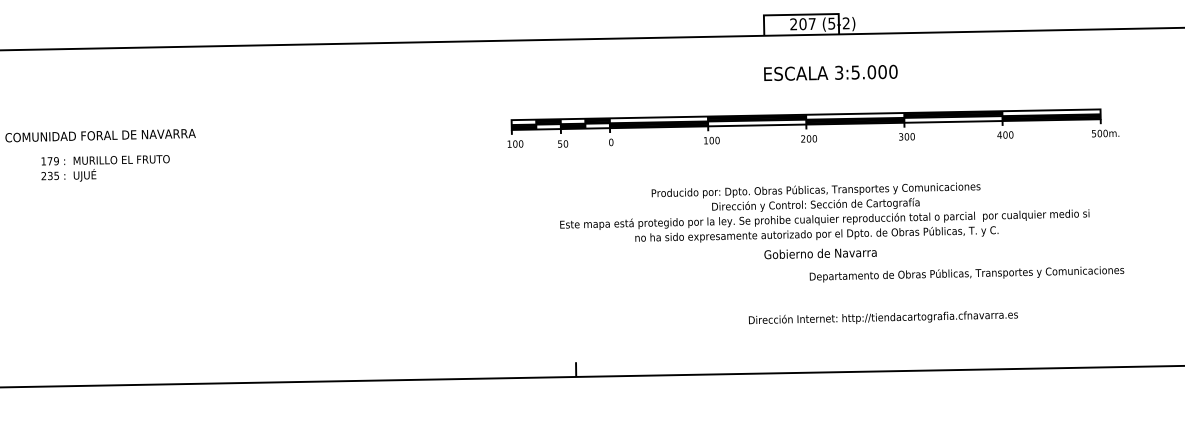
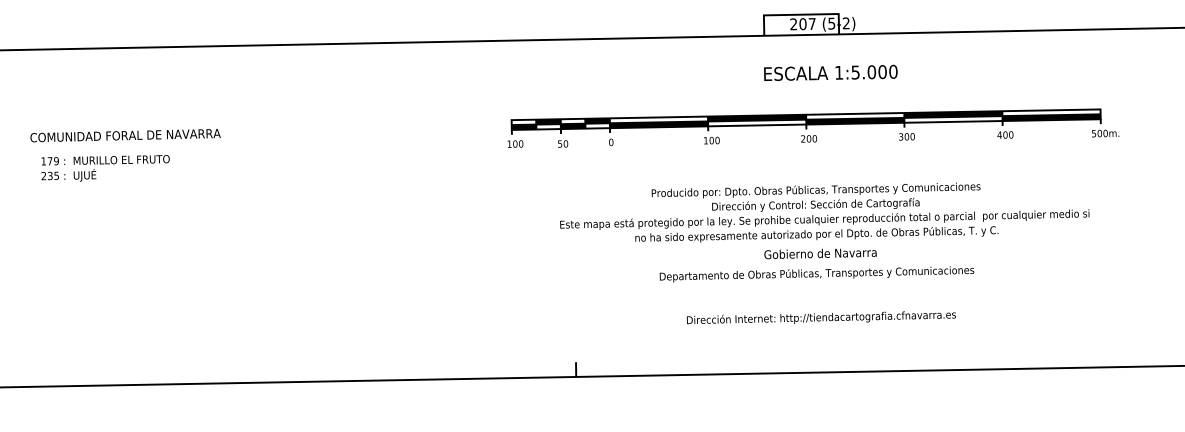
text: 3:5.000 -> 1:5.000 (839, 72)
text position: (100, 135) -> (125, 135) (125, 135)
text position: (966, 274) -> (816, 274) (816, 274)
text position: (882, 317) -> (820, 317) (820, 317)
